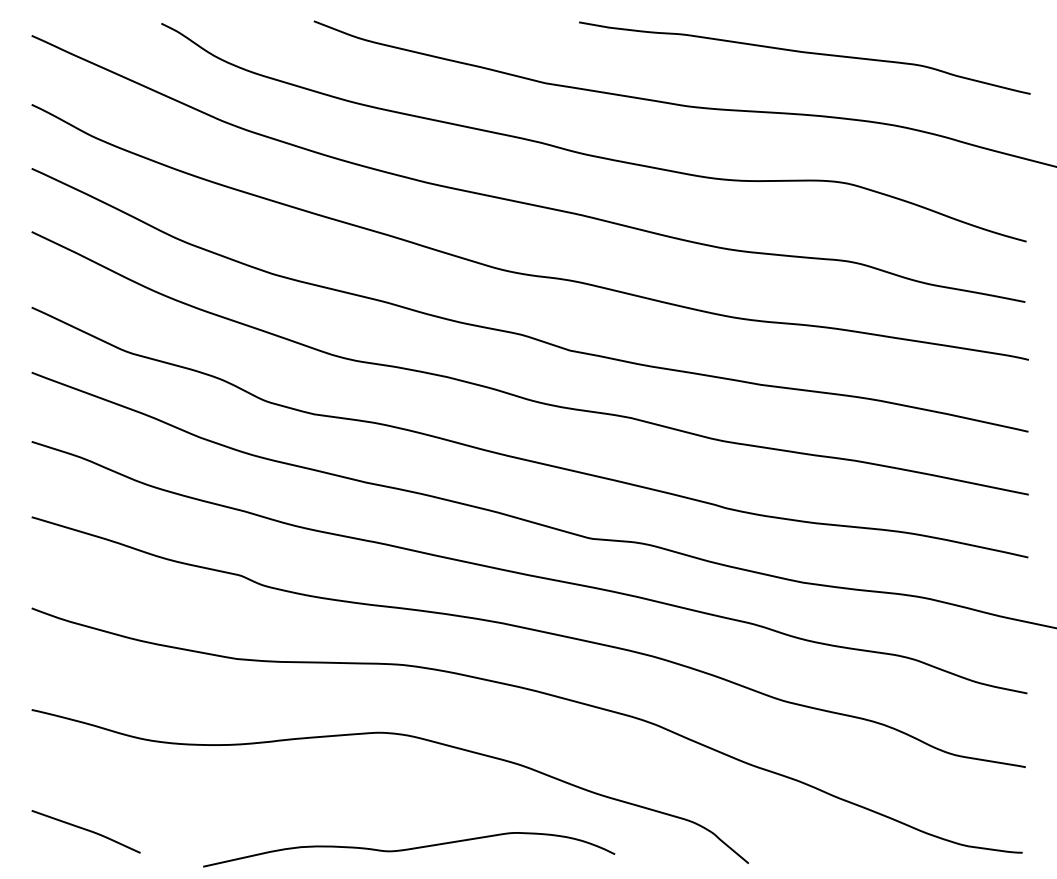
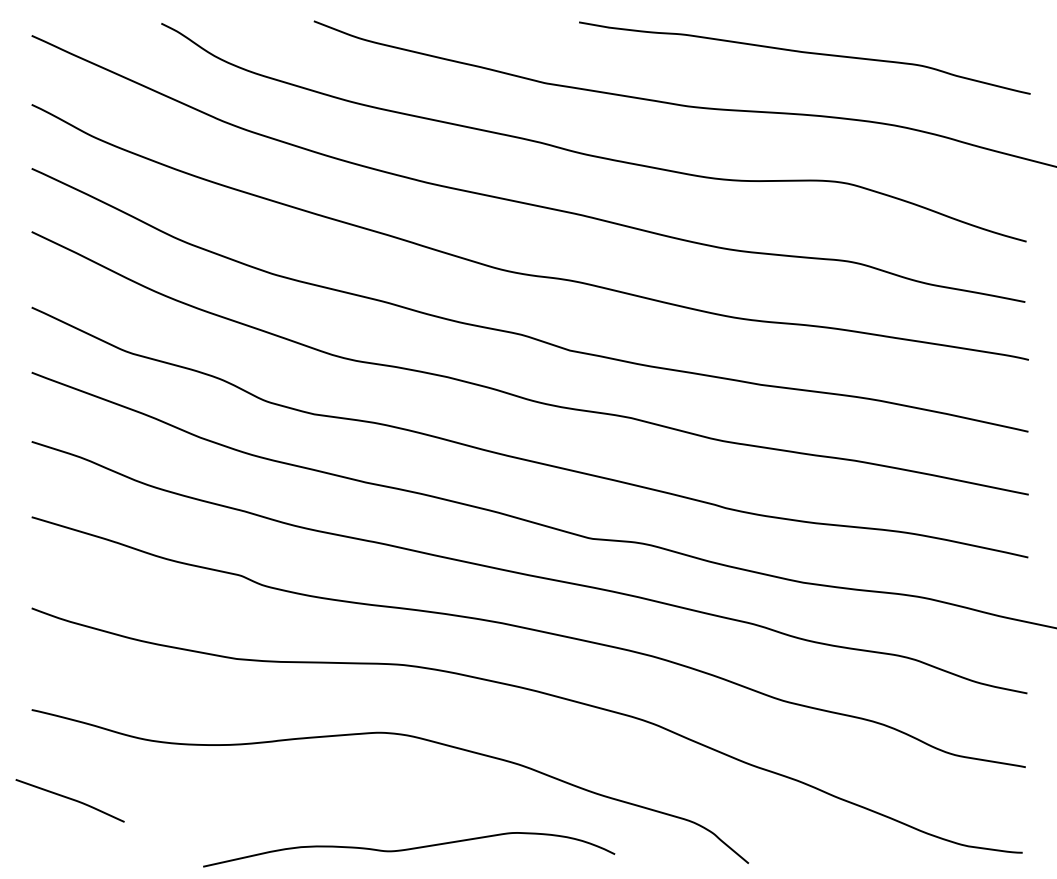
curve position: (85, 830) -> (69, 799) (69, 799)
